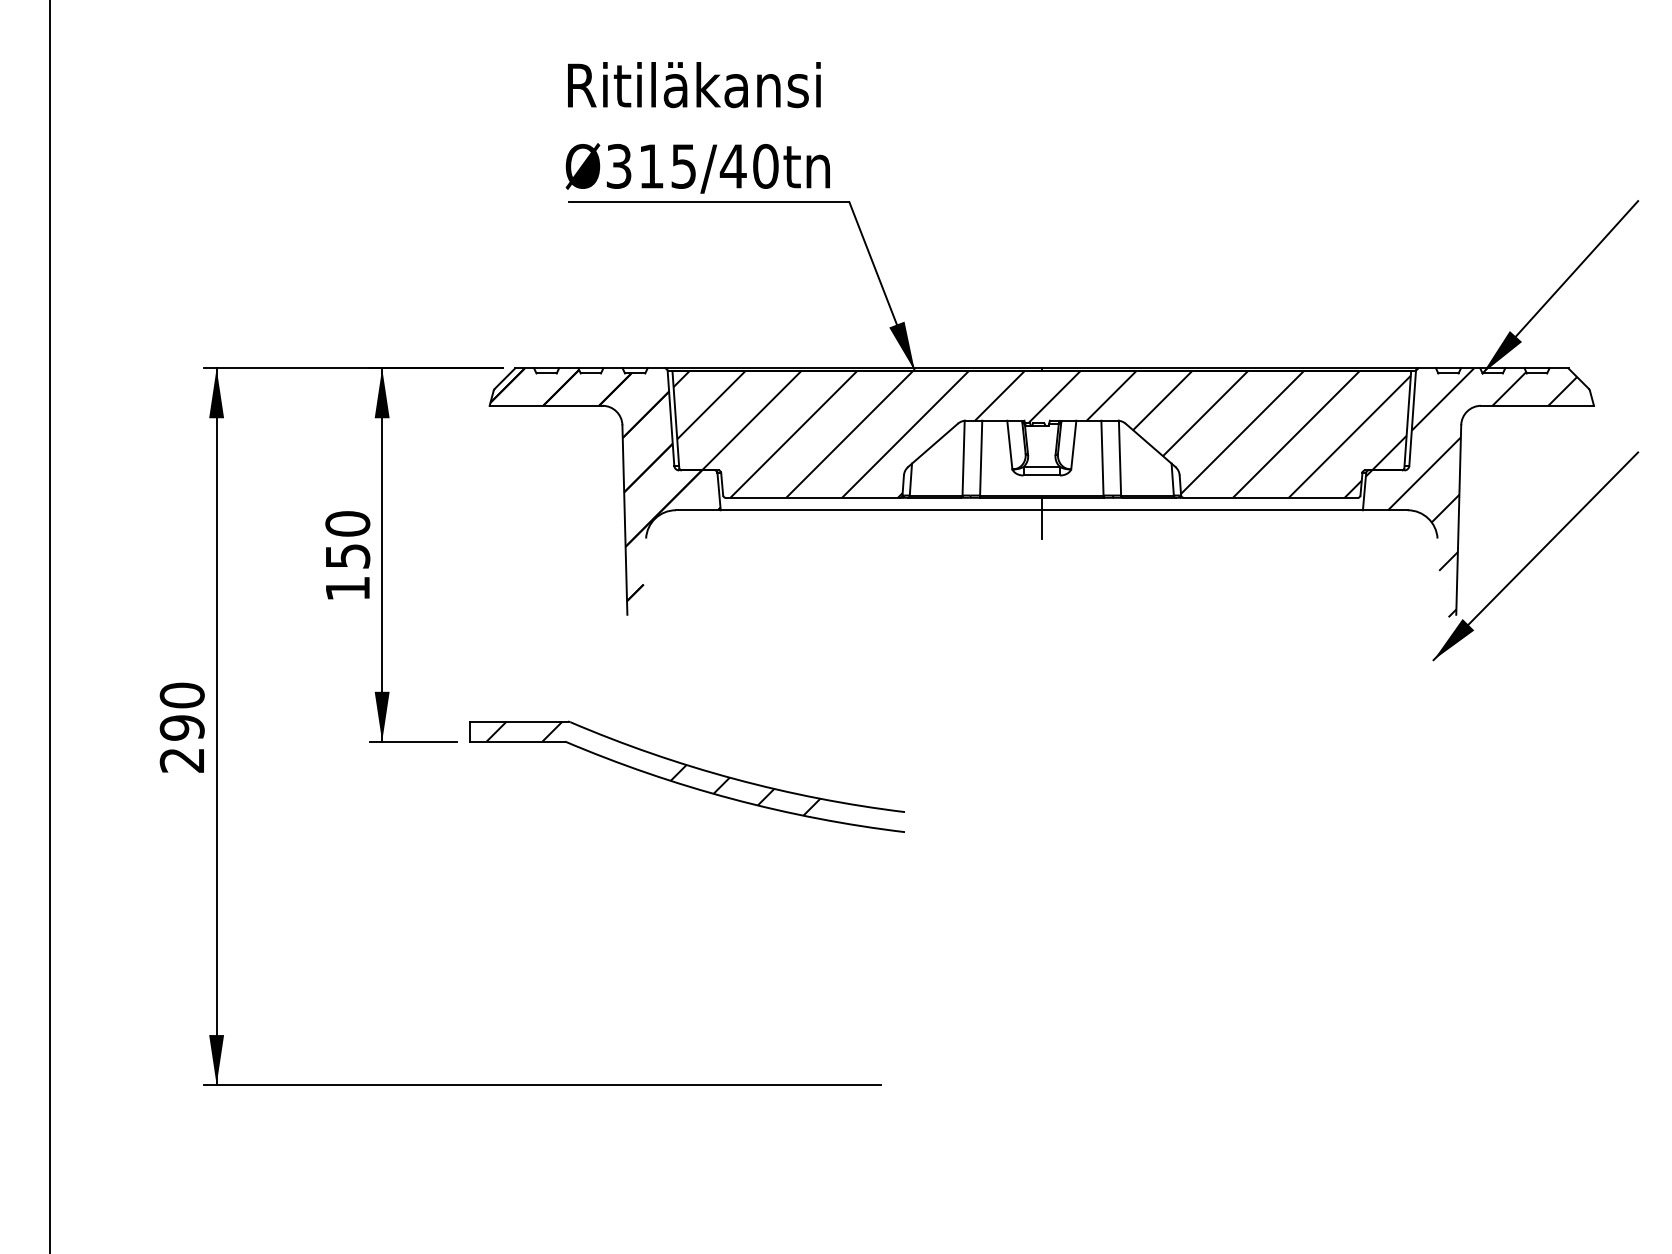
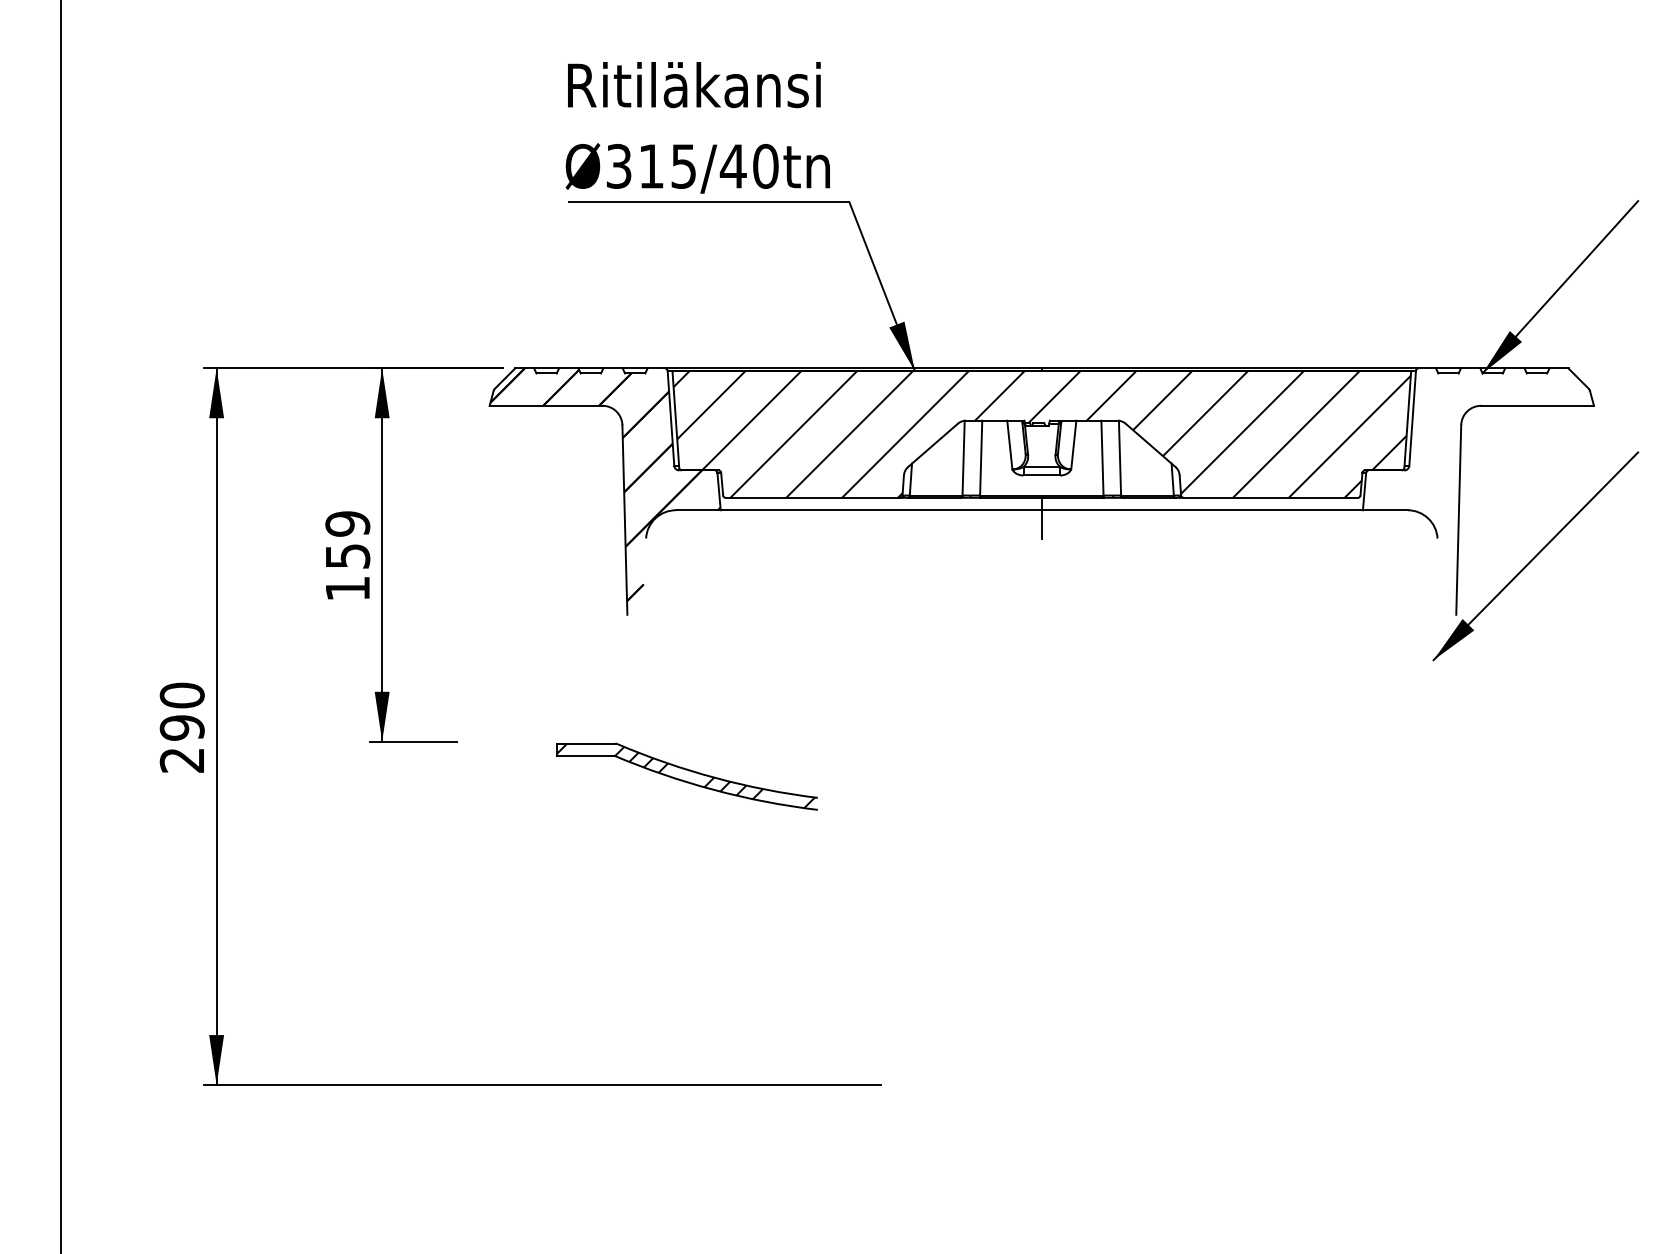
hatch: present -> none (1471, 492)
text: 150 -> 159 (347, 523)
line position: (50, 626) -> (61, 626) (61, 626)
part size: 436x113 px -> 262x69 px (686, 776)
